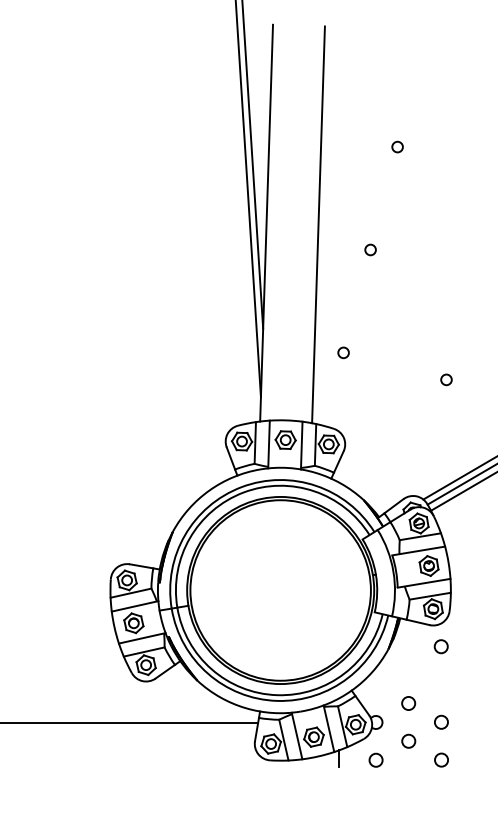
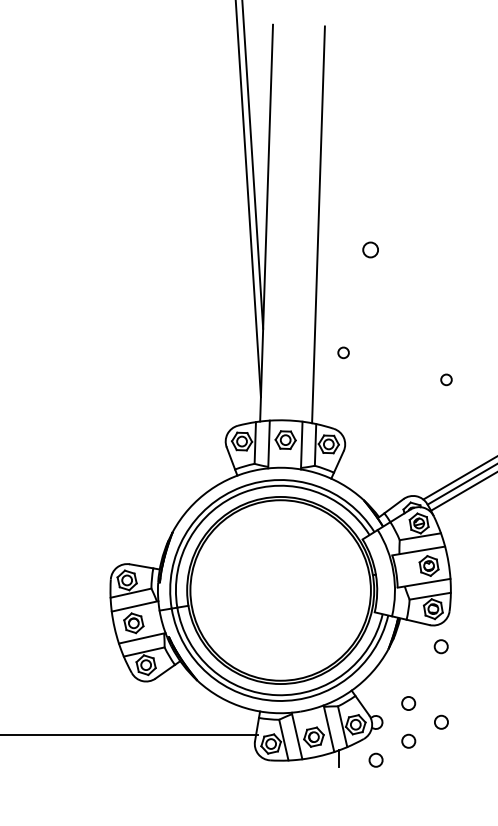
circle: present -> none (397, 146)
circle size: 13x14 px -> 17x18 px (370, 249)
line position: (130, 723) -> (130, 735) (130, 735)
circle: present -> none (441, 759)
